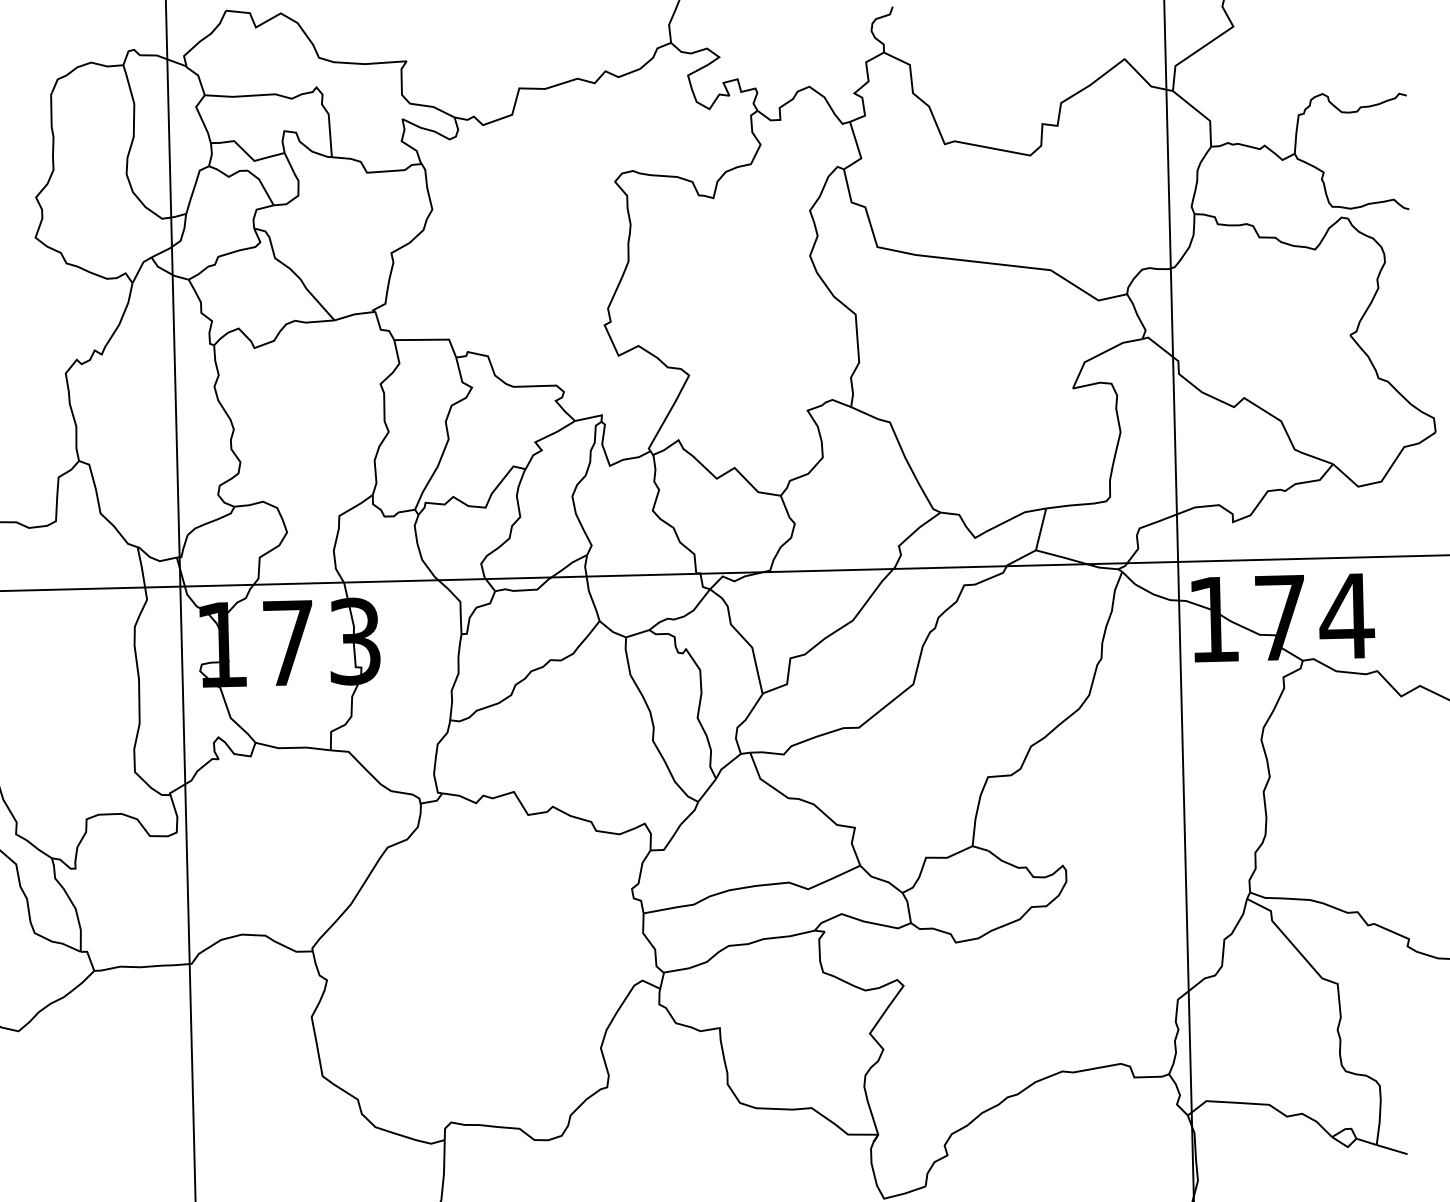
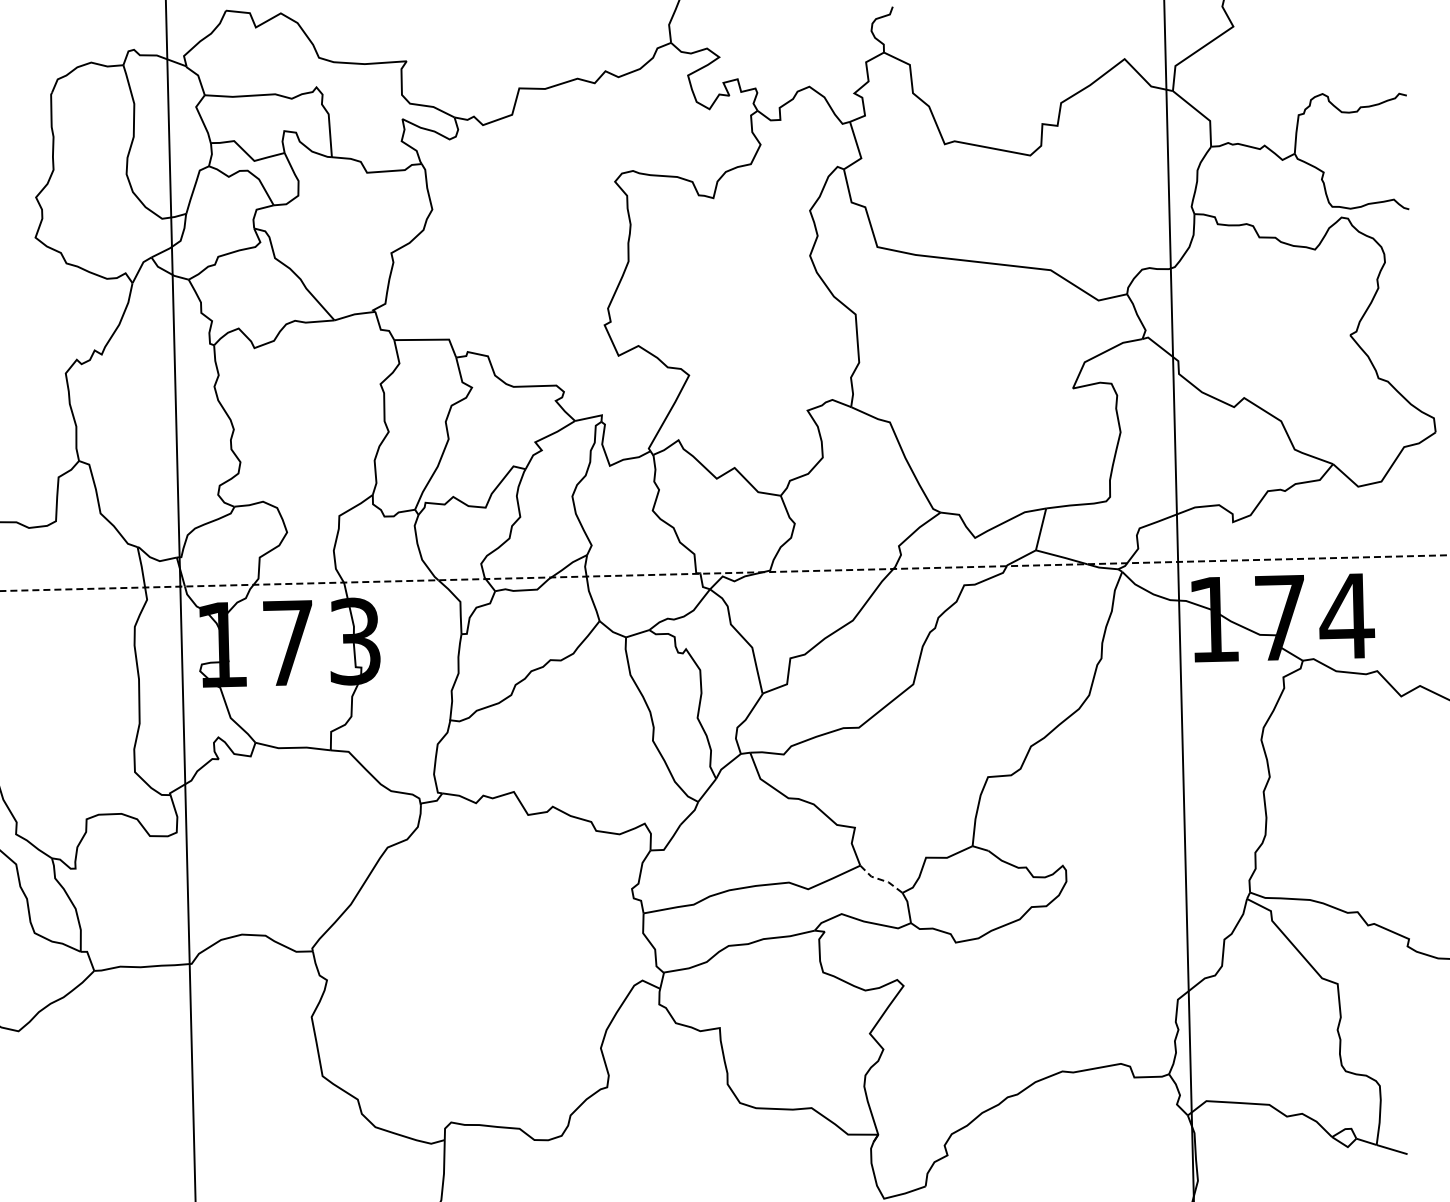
line: solid -> dashed (724, 573)
line: solid -> dashed (881, 879)
